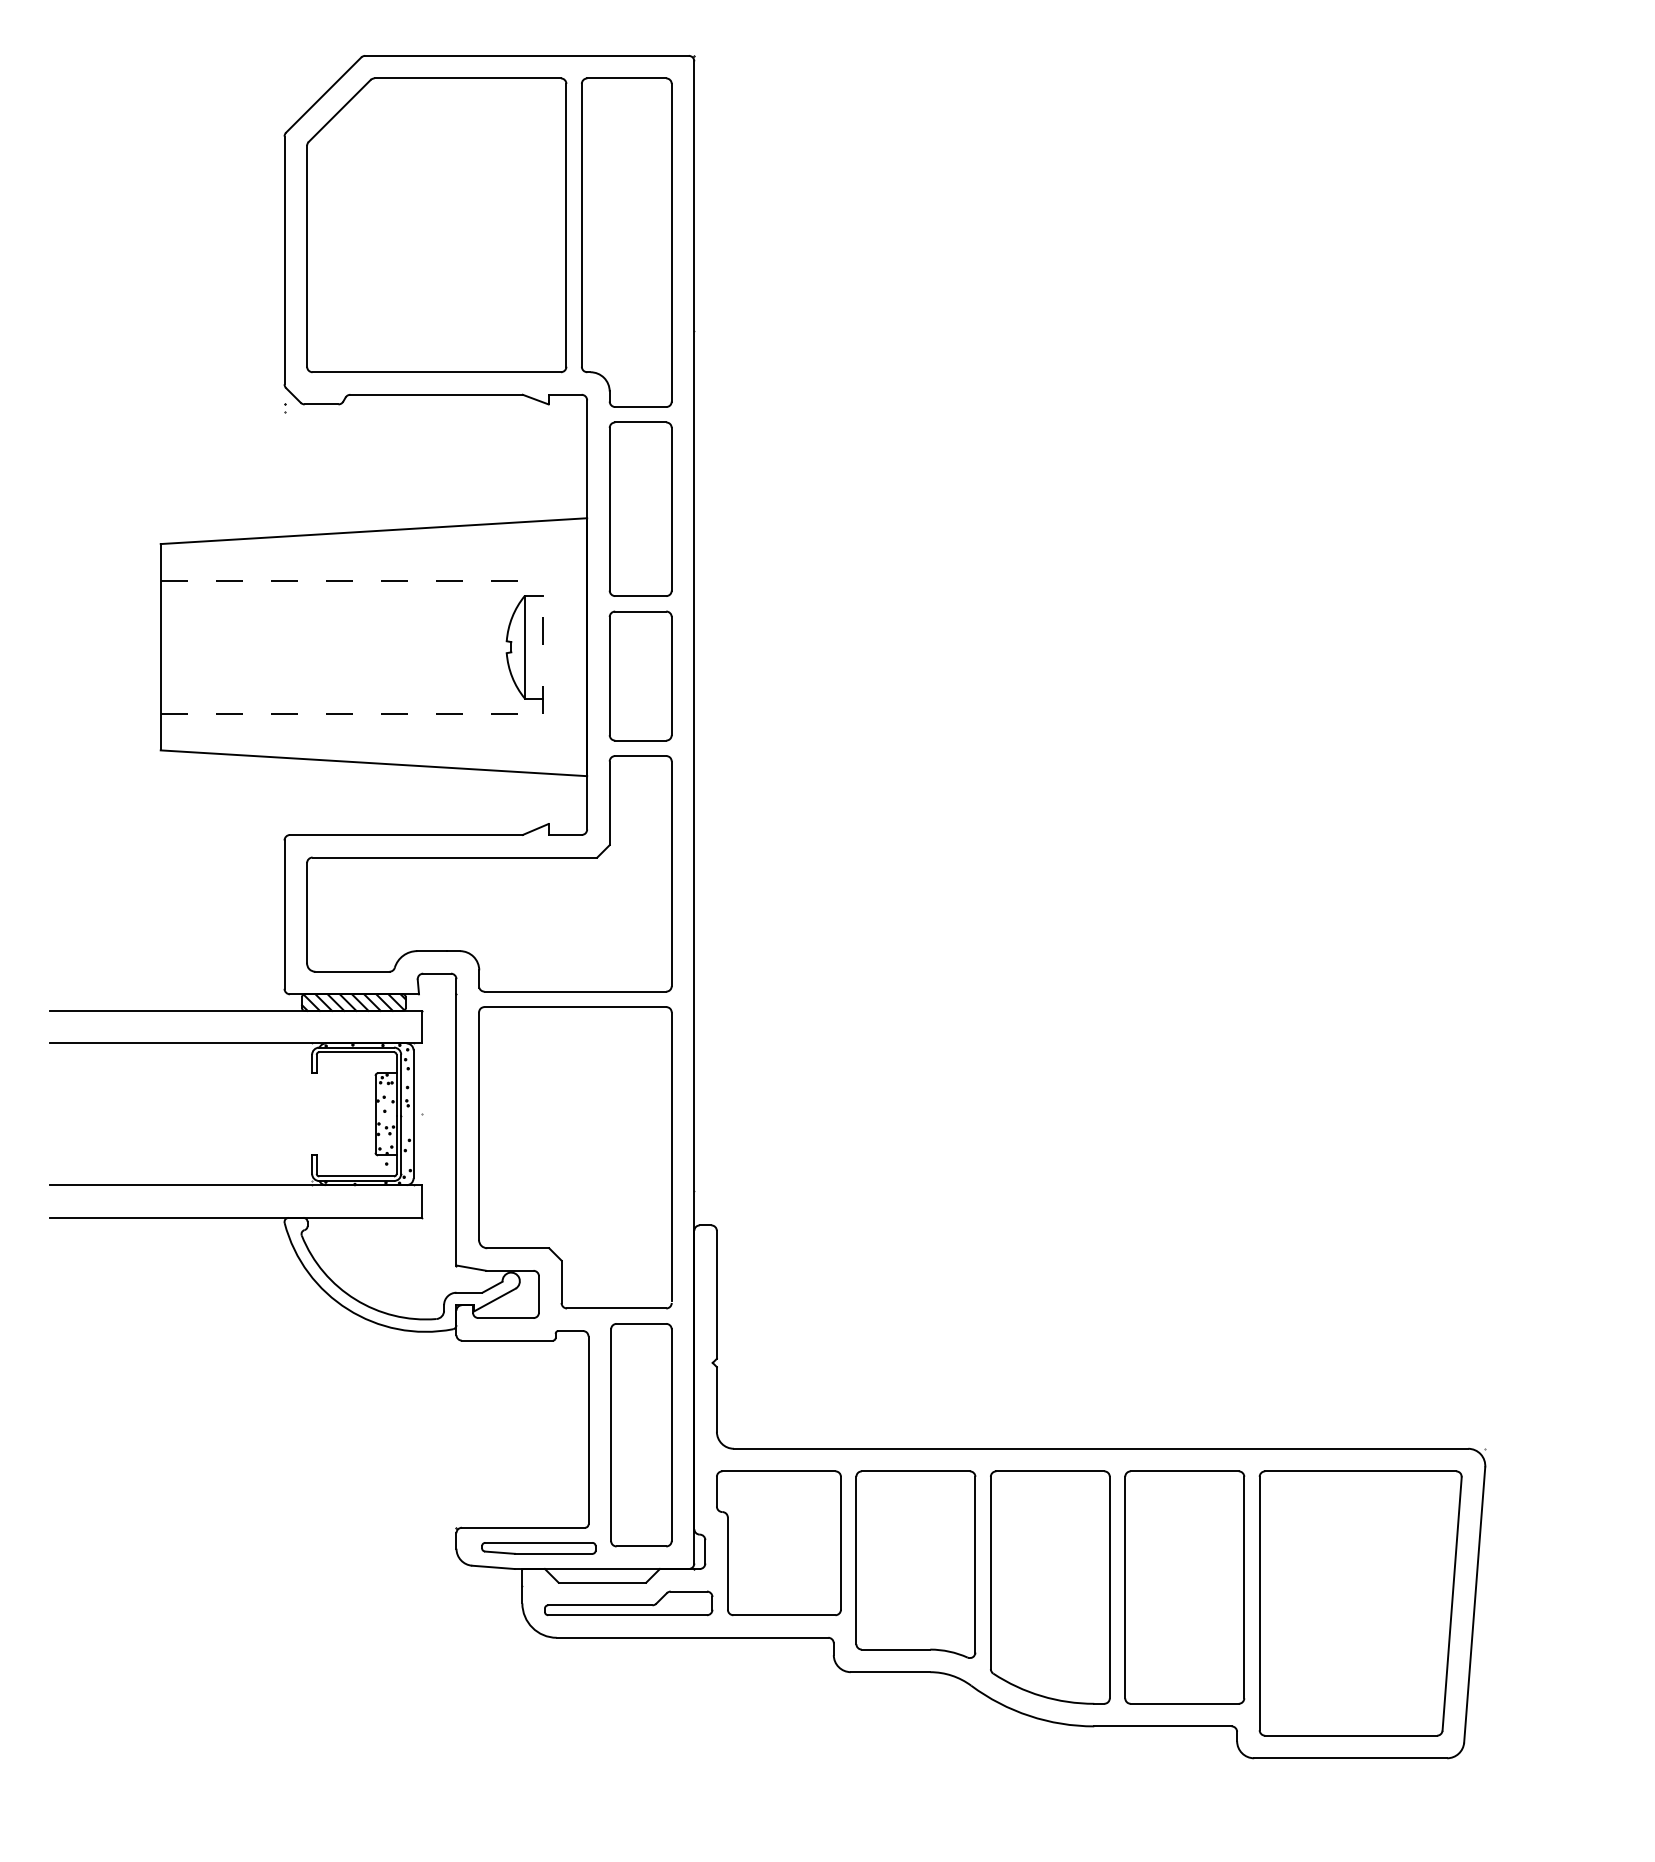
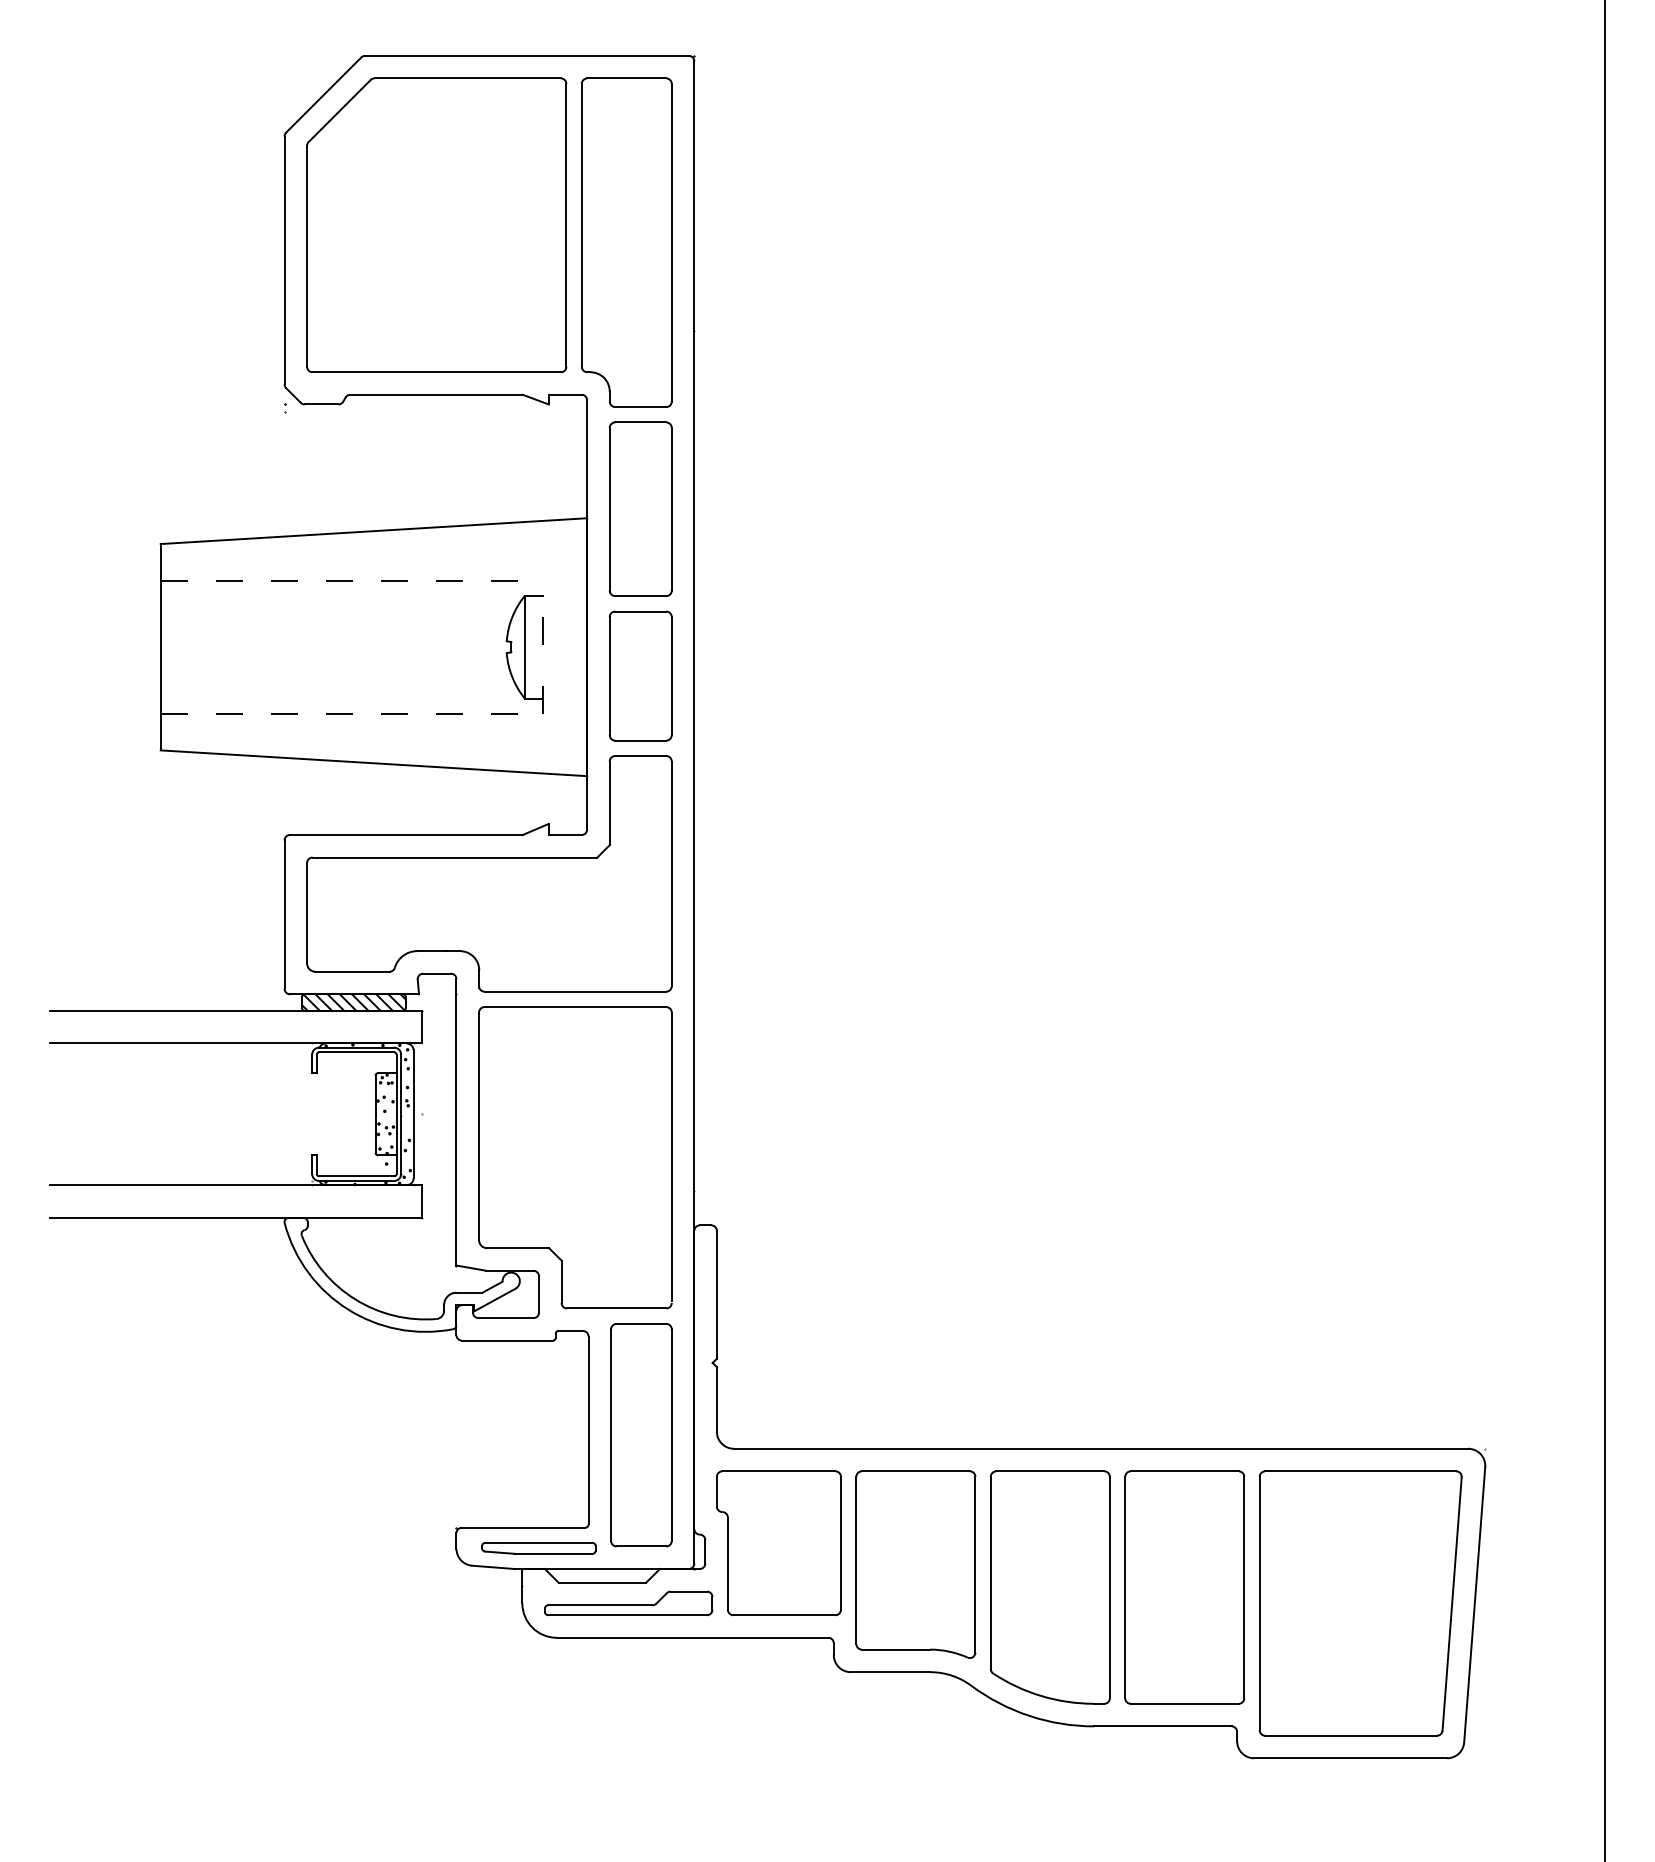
line: none -> present (1605, 930)
